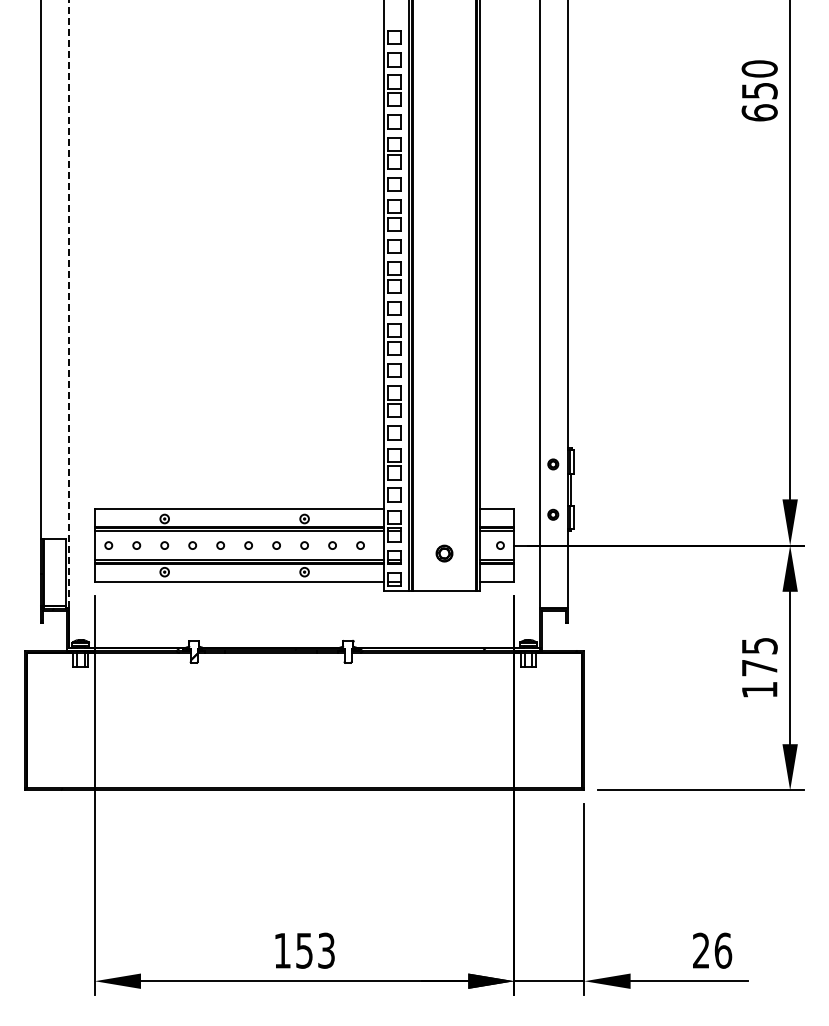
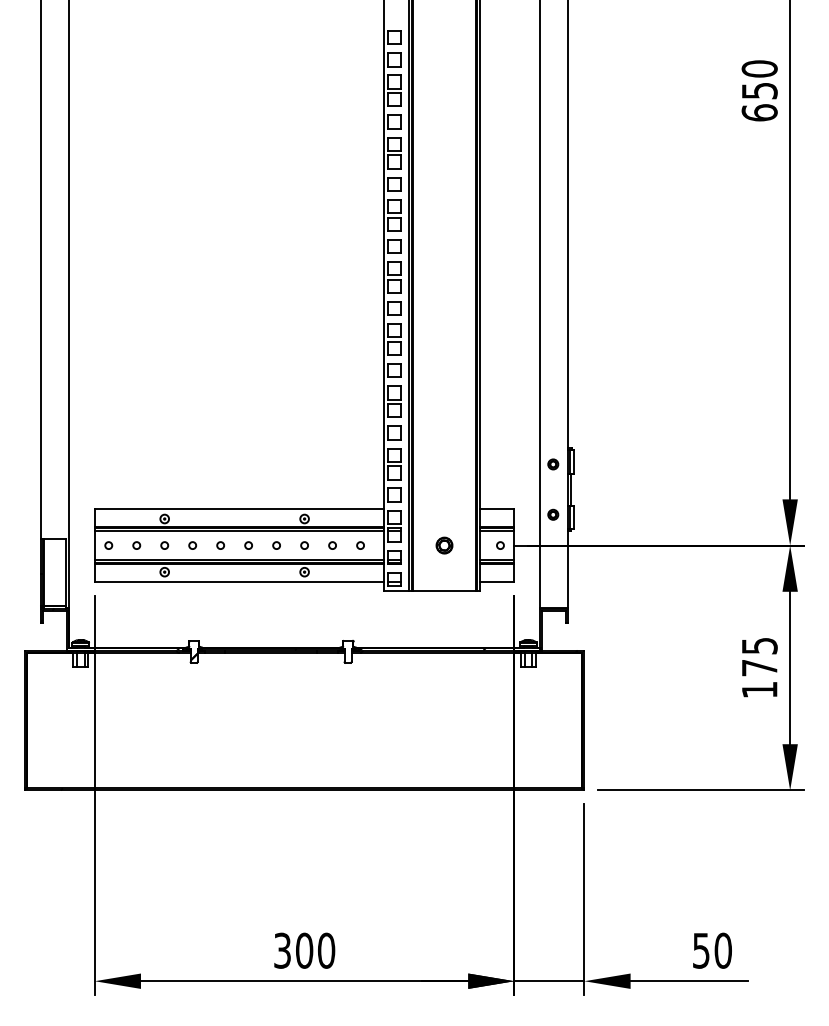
line: dashed -> solid (68, 304)
part position: (444, 553) -> (444, 545) (444, 545)
text: 153 -> 300 (304, 950)
text: 26 -> 50 (712, 950)
